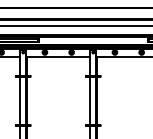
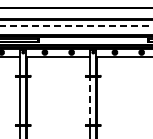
line: solid -> dashed (76, 26)
line: solid -> dashed (90, 100)
